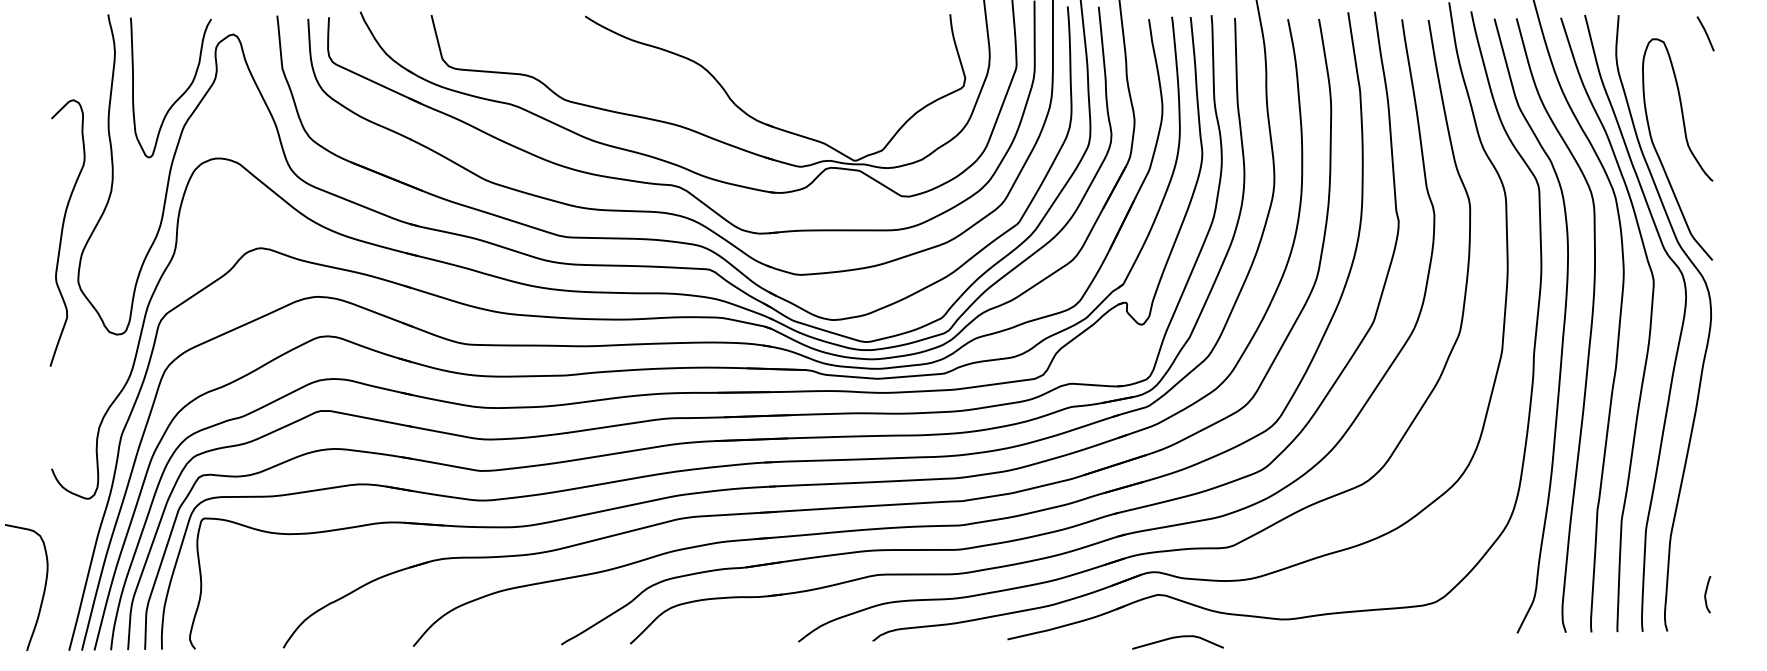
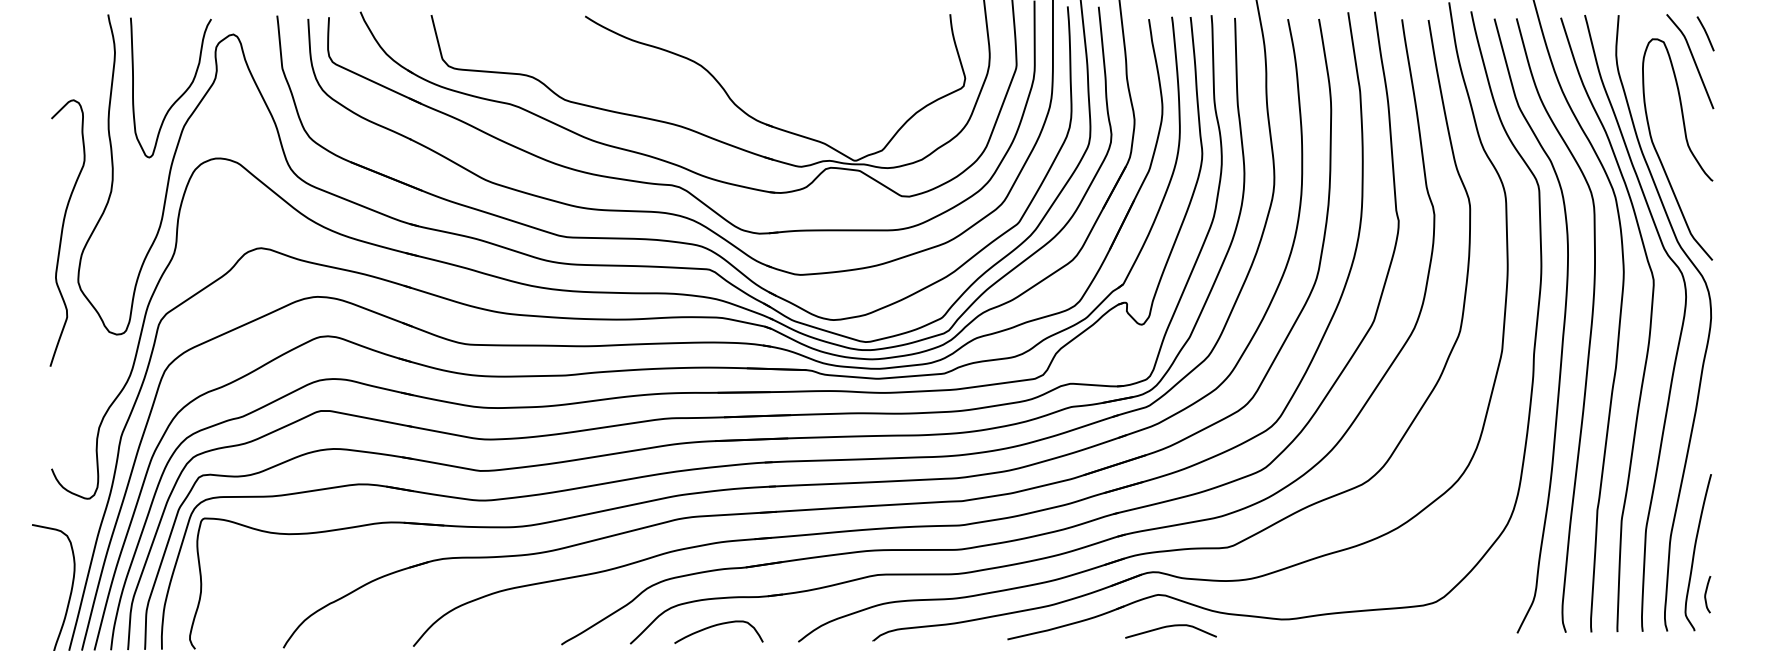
curve: none -> present (1692, 59)
curve: none -> present (1695, 551)
curve position: (43, 590) -> (70, 590) (70, 590)
curve: none -> present (715, 626)
curve position: (1176, 638) -> (1169, 627) (1169, 627)
